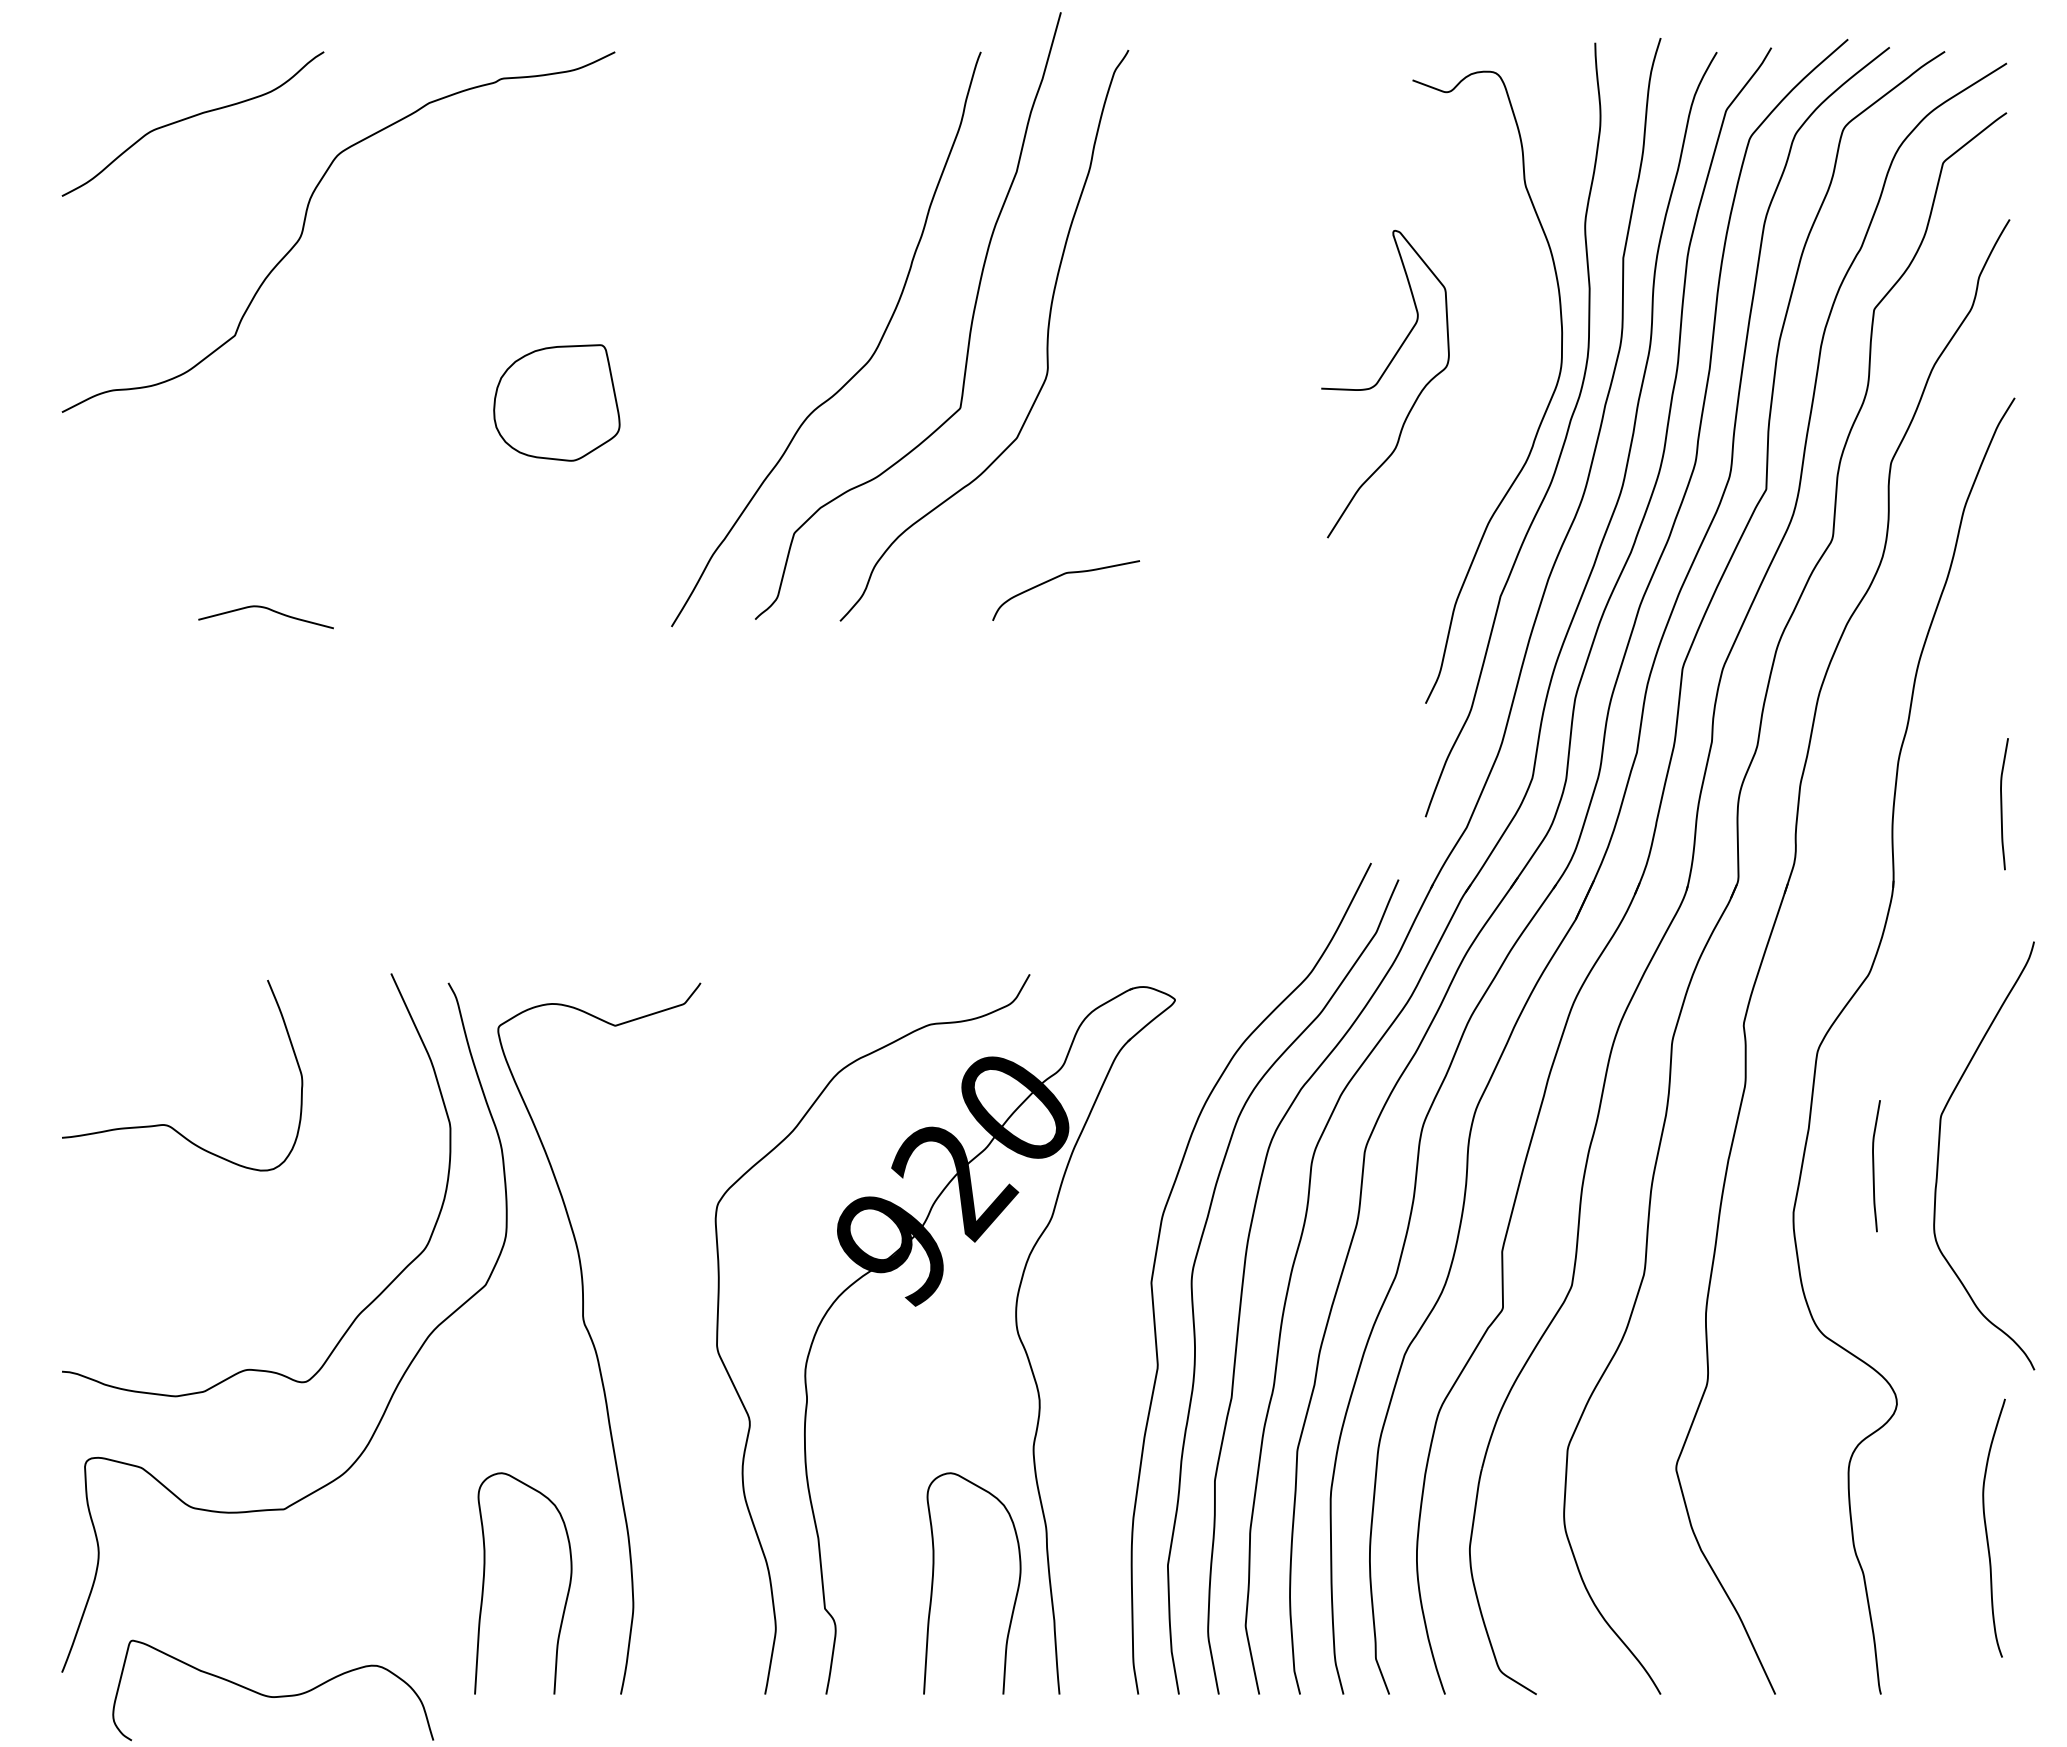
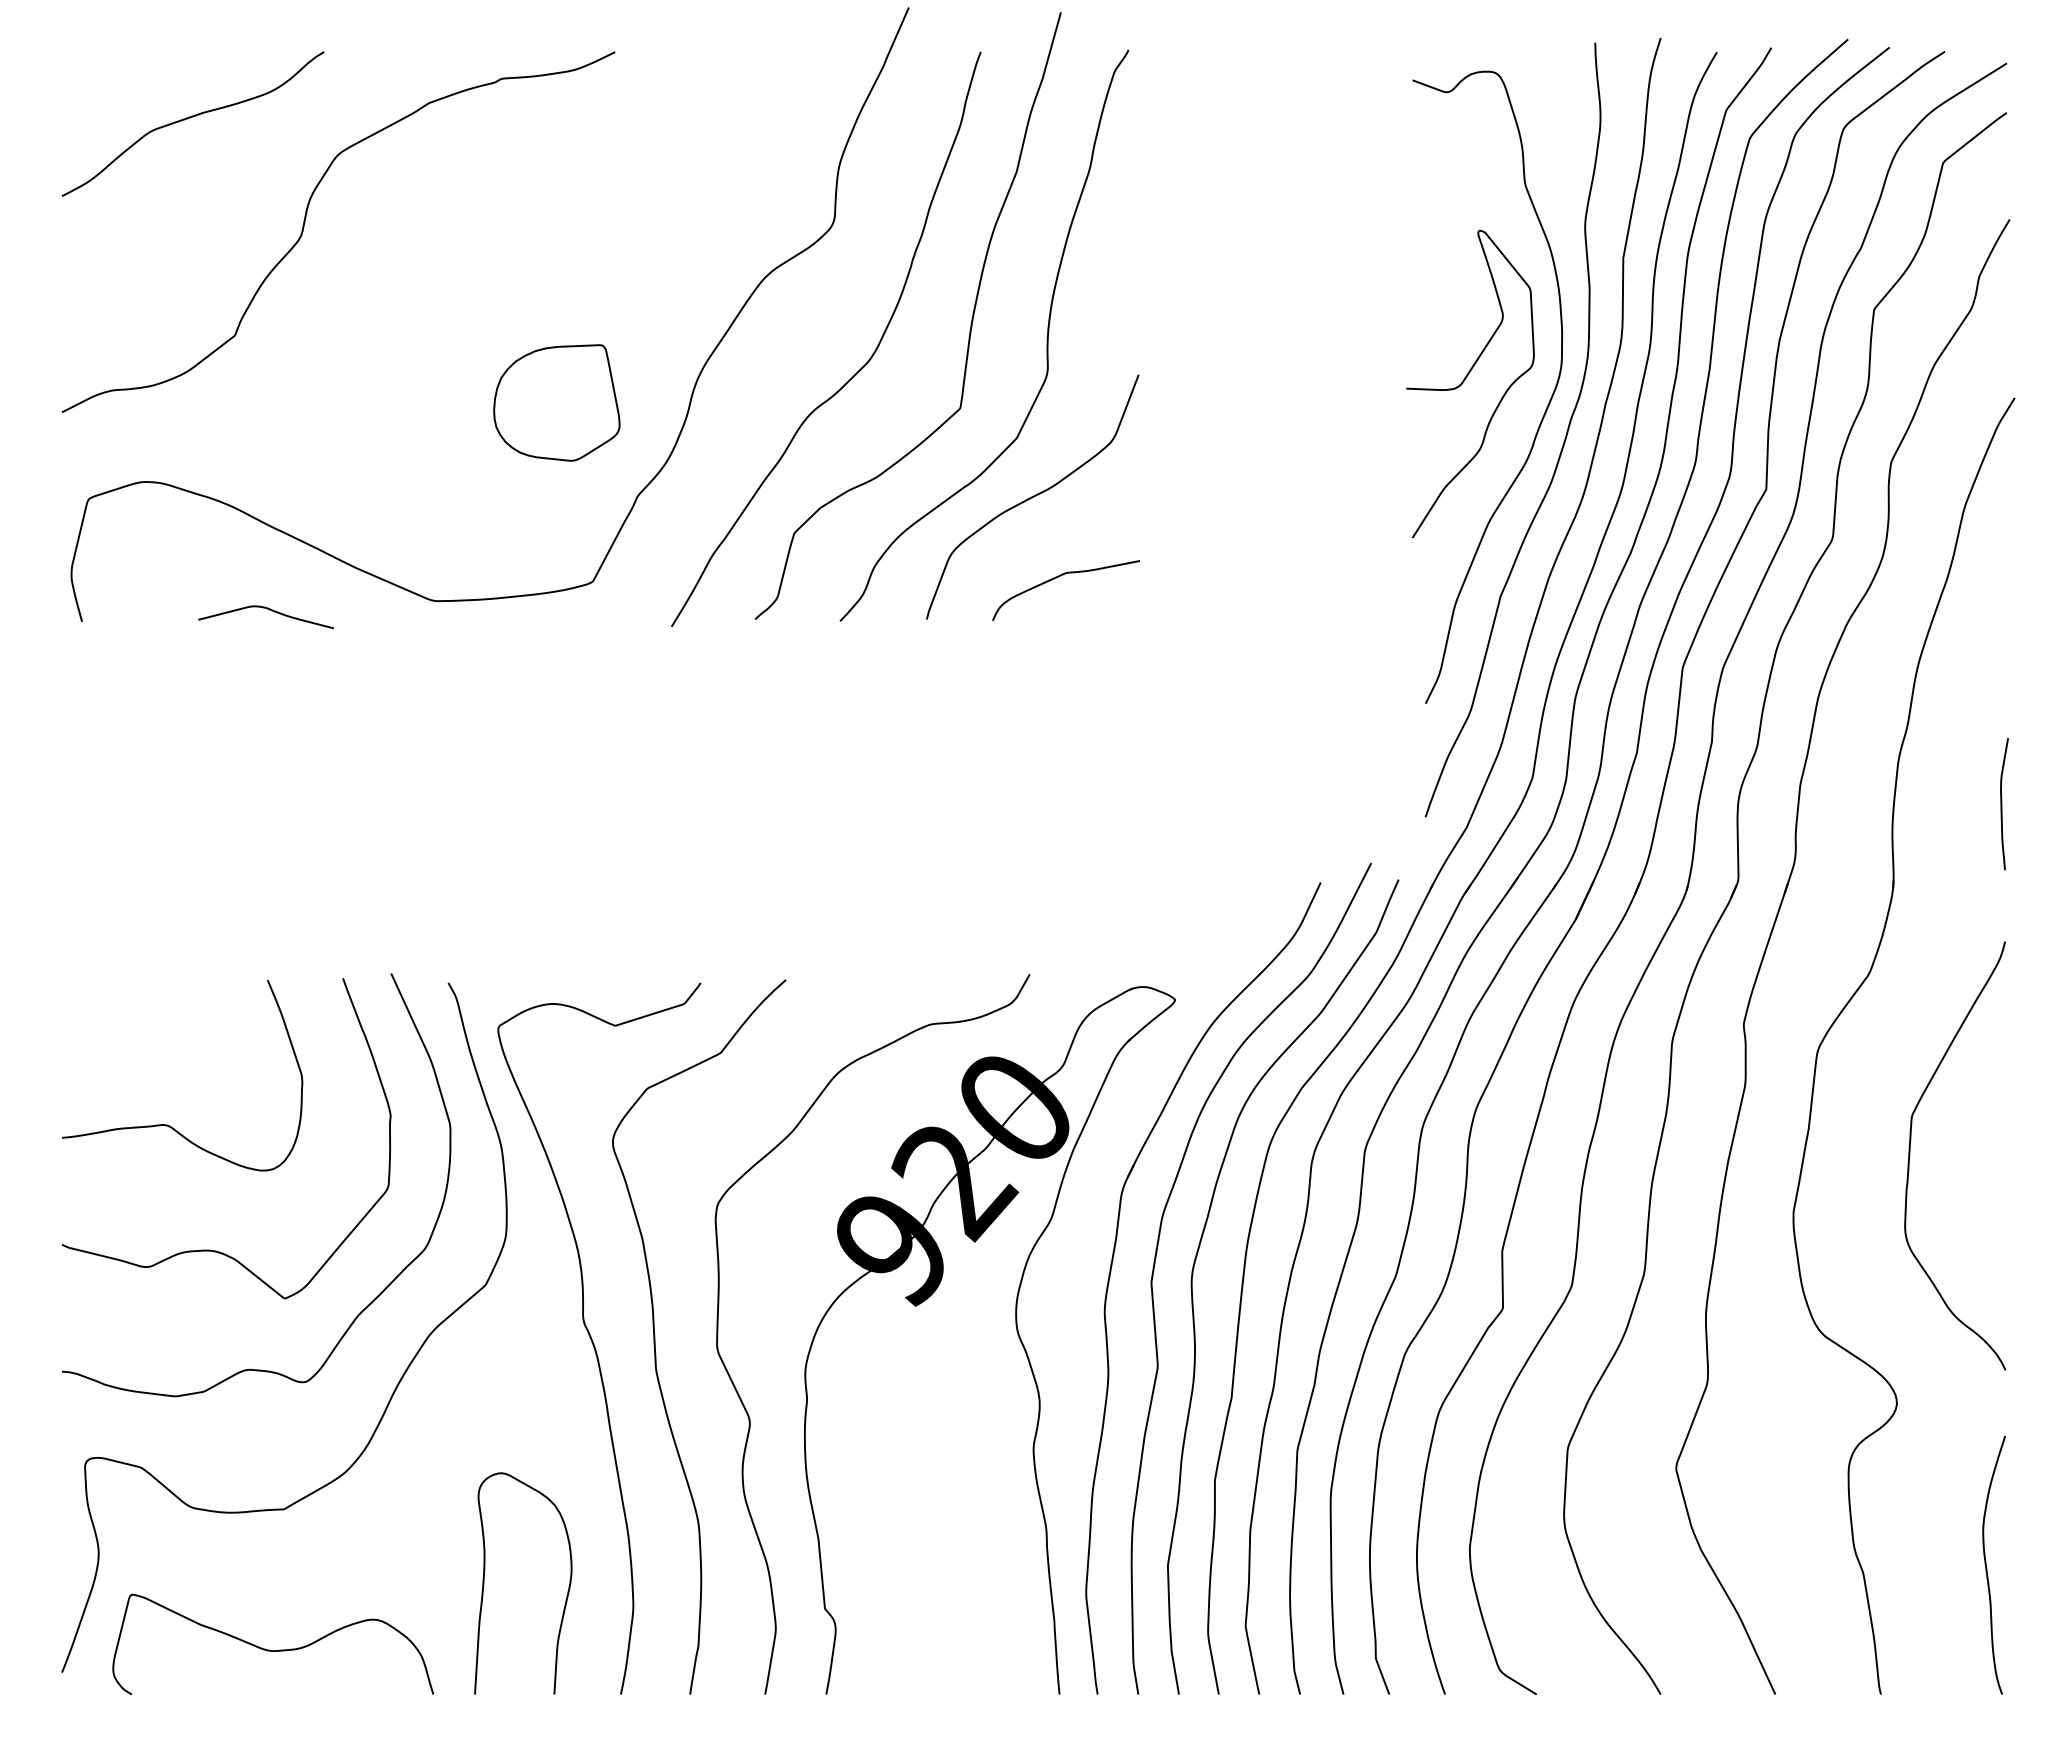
curve position: (1380, 380) -> (1465, 380) (1465, 380)
curve: none -> present (695, 381)
curve: none -> present (1032, 496)
curve position: (1939, 1155) -> (1910, 1155) (1910, 1155)
curve: present -> none (1874, 1166)
curve: none -> present (210, 1249)
part: none -> present (1111, 1272)
curve: none -> present (655, 1336)
curve position: (1986, 1527) -> (1986, 1564) (1986, 1564)
curve: present -> none (933, 1583)
curve position: (273, 1696) -> (273, 1650) (273, 1650)
